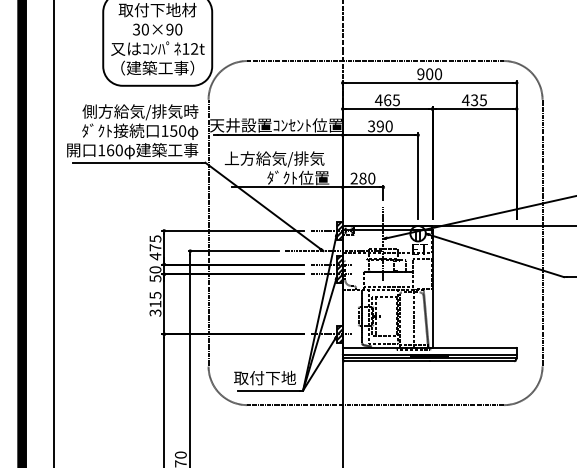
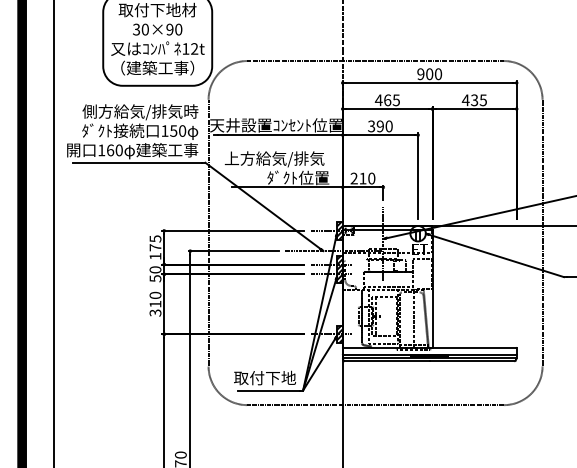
text: 280 -> 210 (362, 178)
text: 475 -> 175 (155, 256)
text: 315 -> 310 (155, 295)
